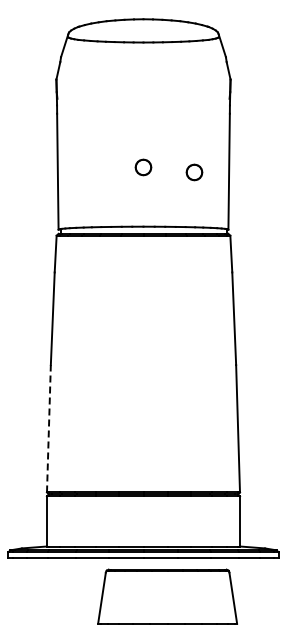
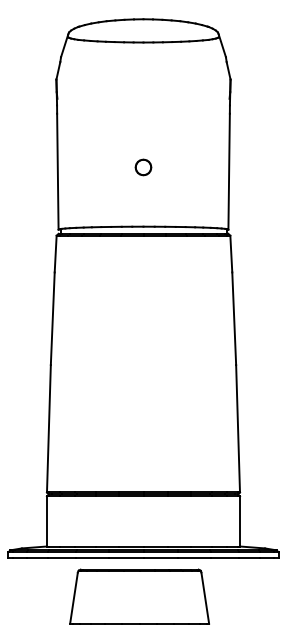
part: present -> none (194, 172)
line: dashed -> solid (48, 428)
part position: (167, 596) -> (139, 596) (139, 596)
